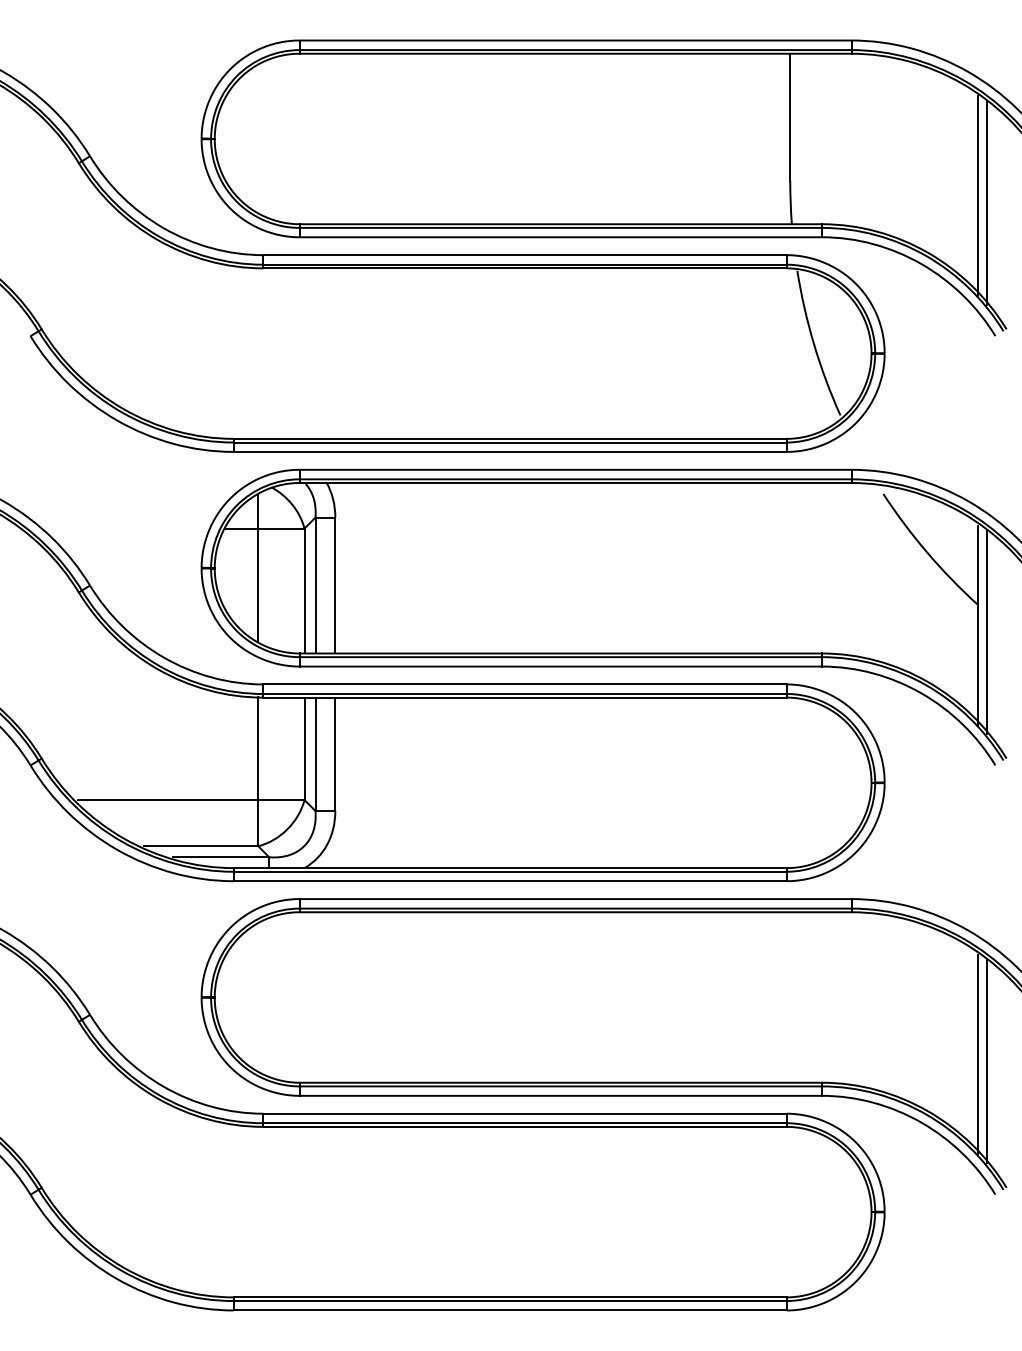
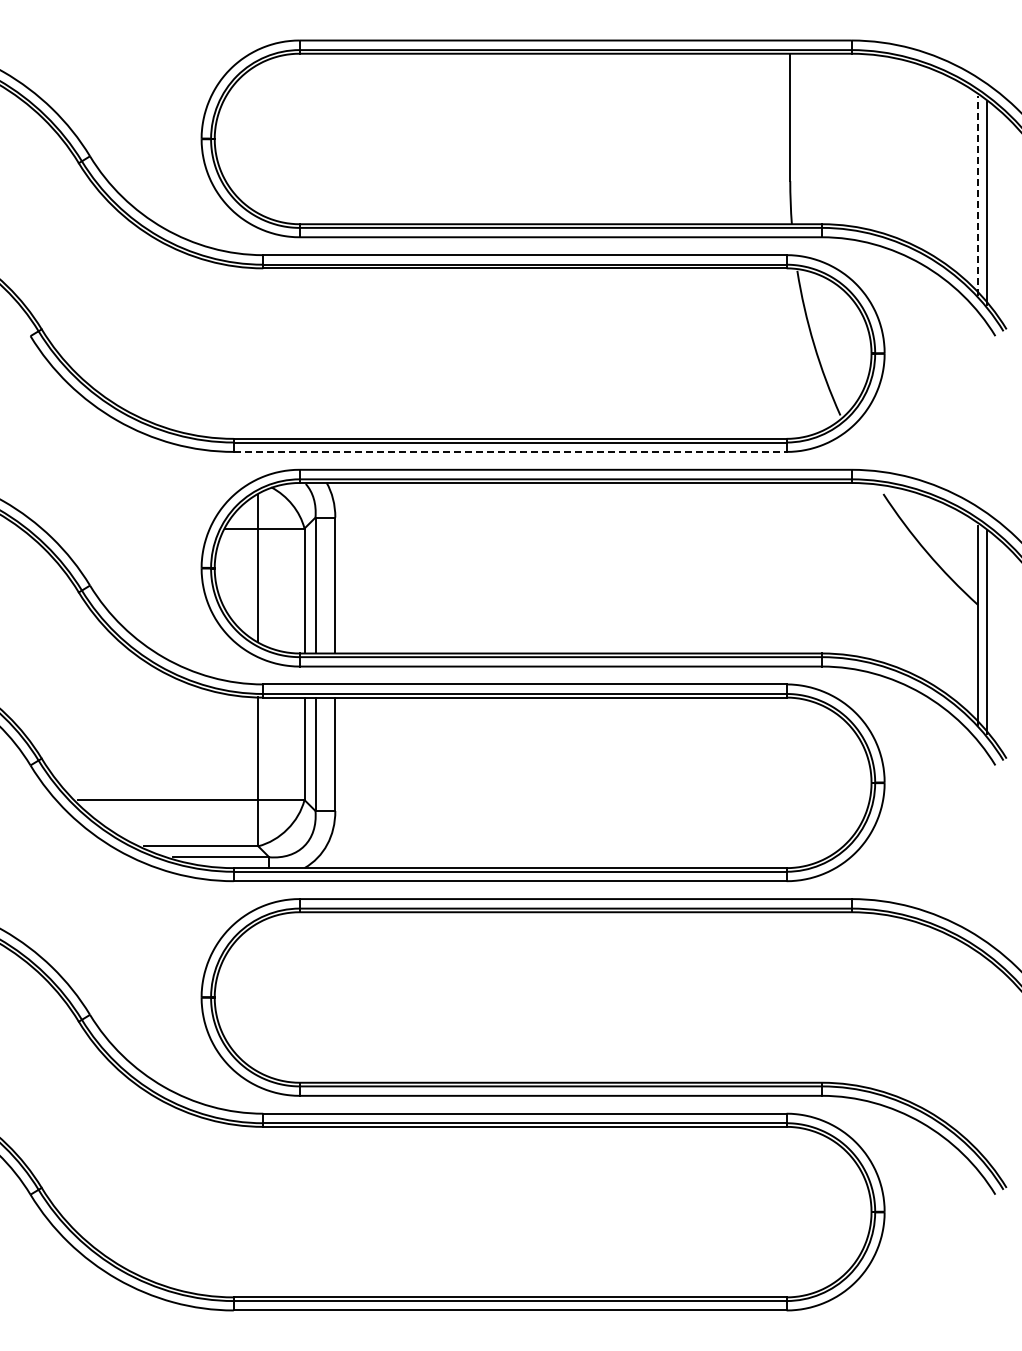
line: solid -> dashed (977, 196)
line: solid -> dashed (510, 451)
line: present -> none (977, 1054)
line: present -> none (987, 1061)
